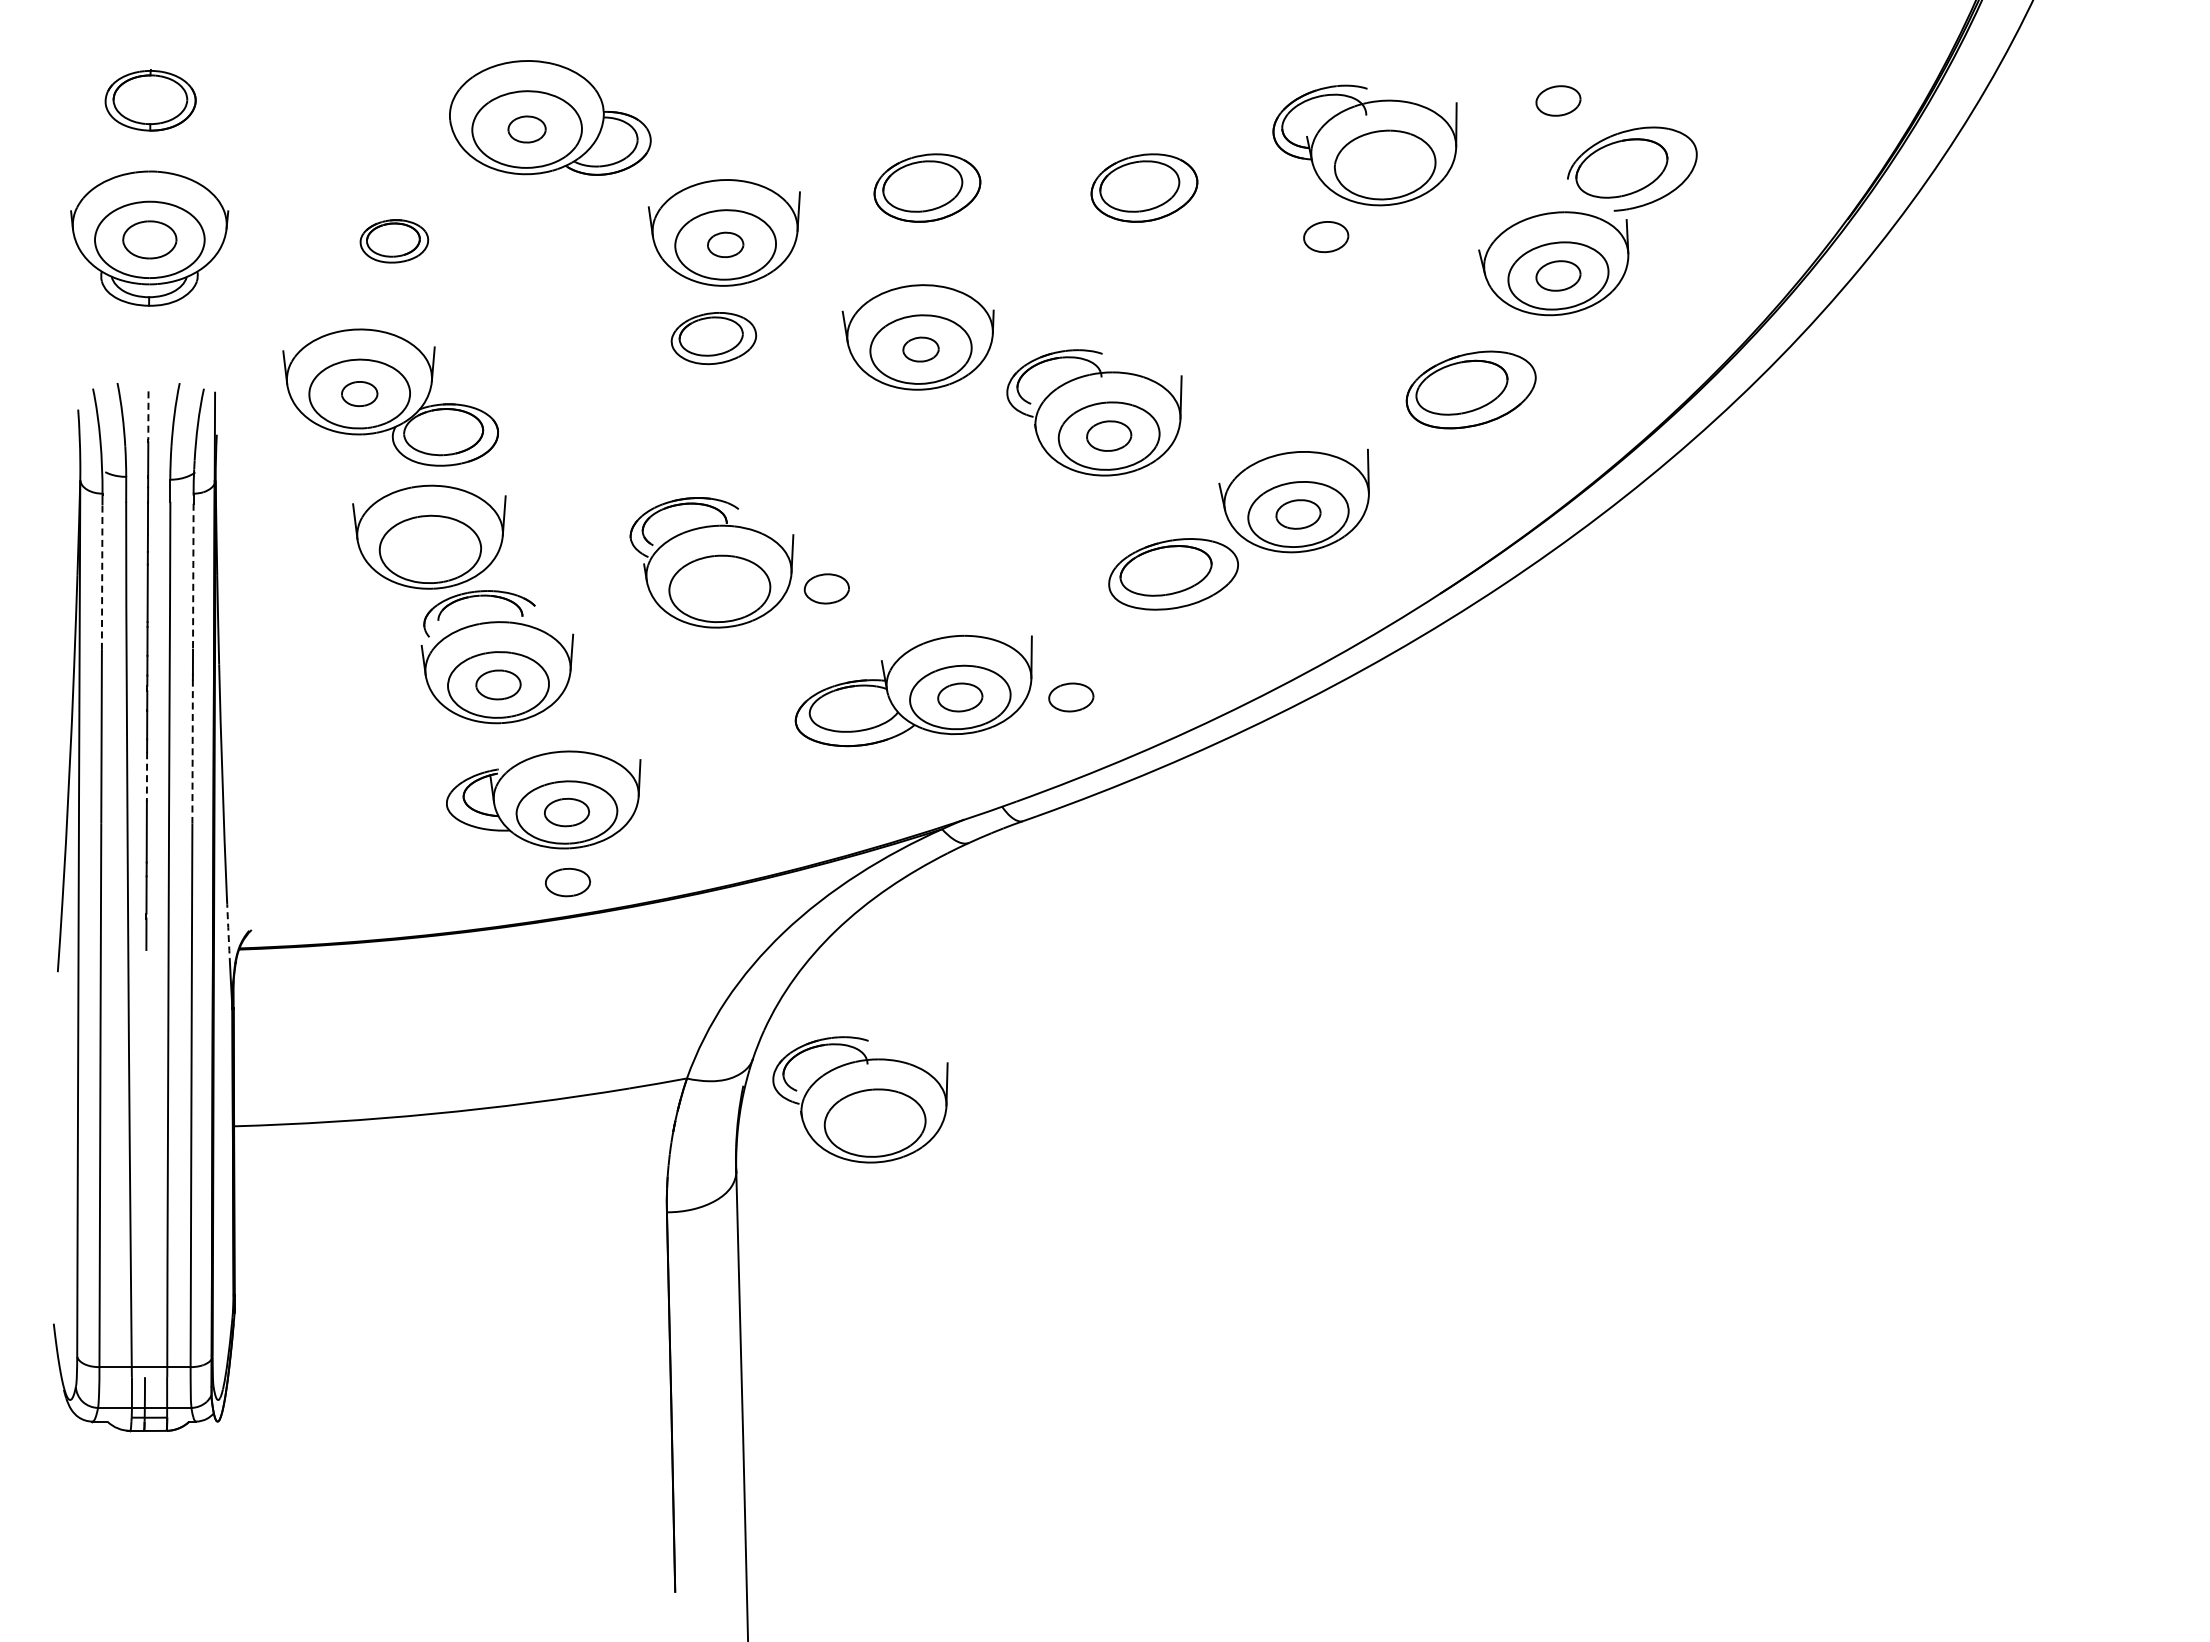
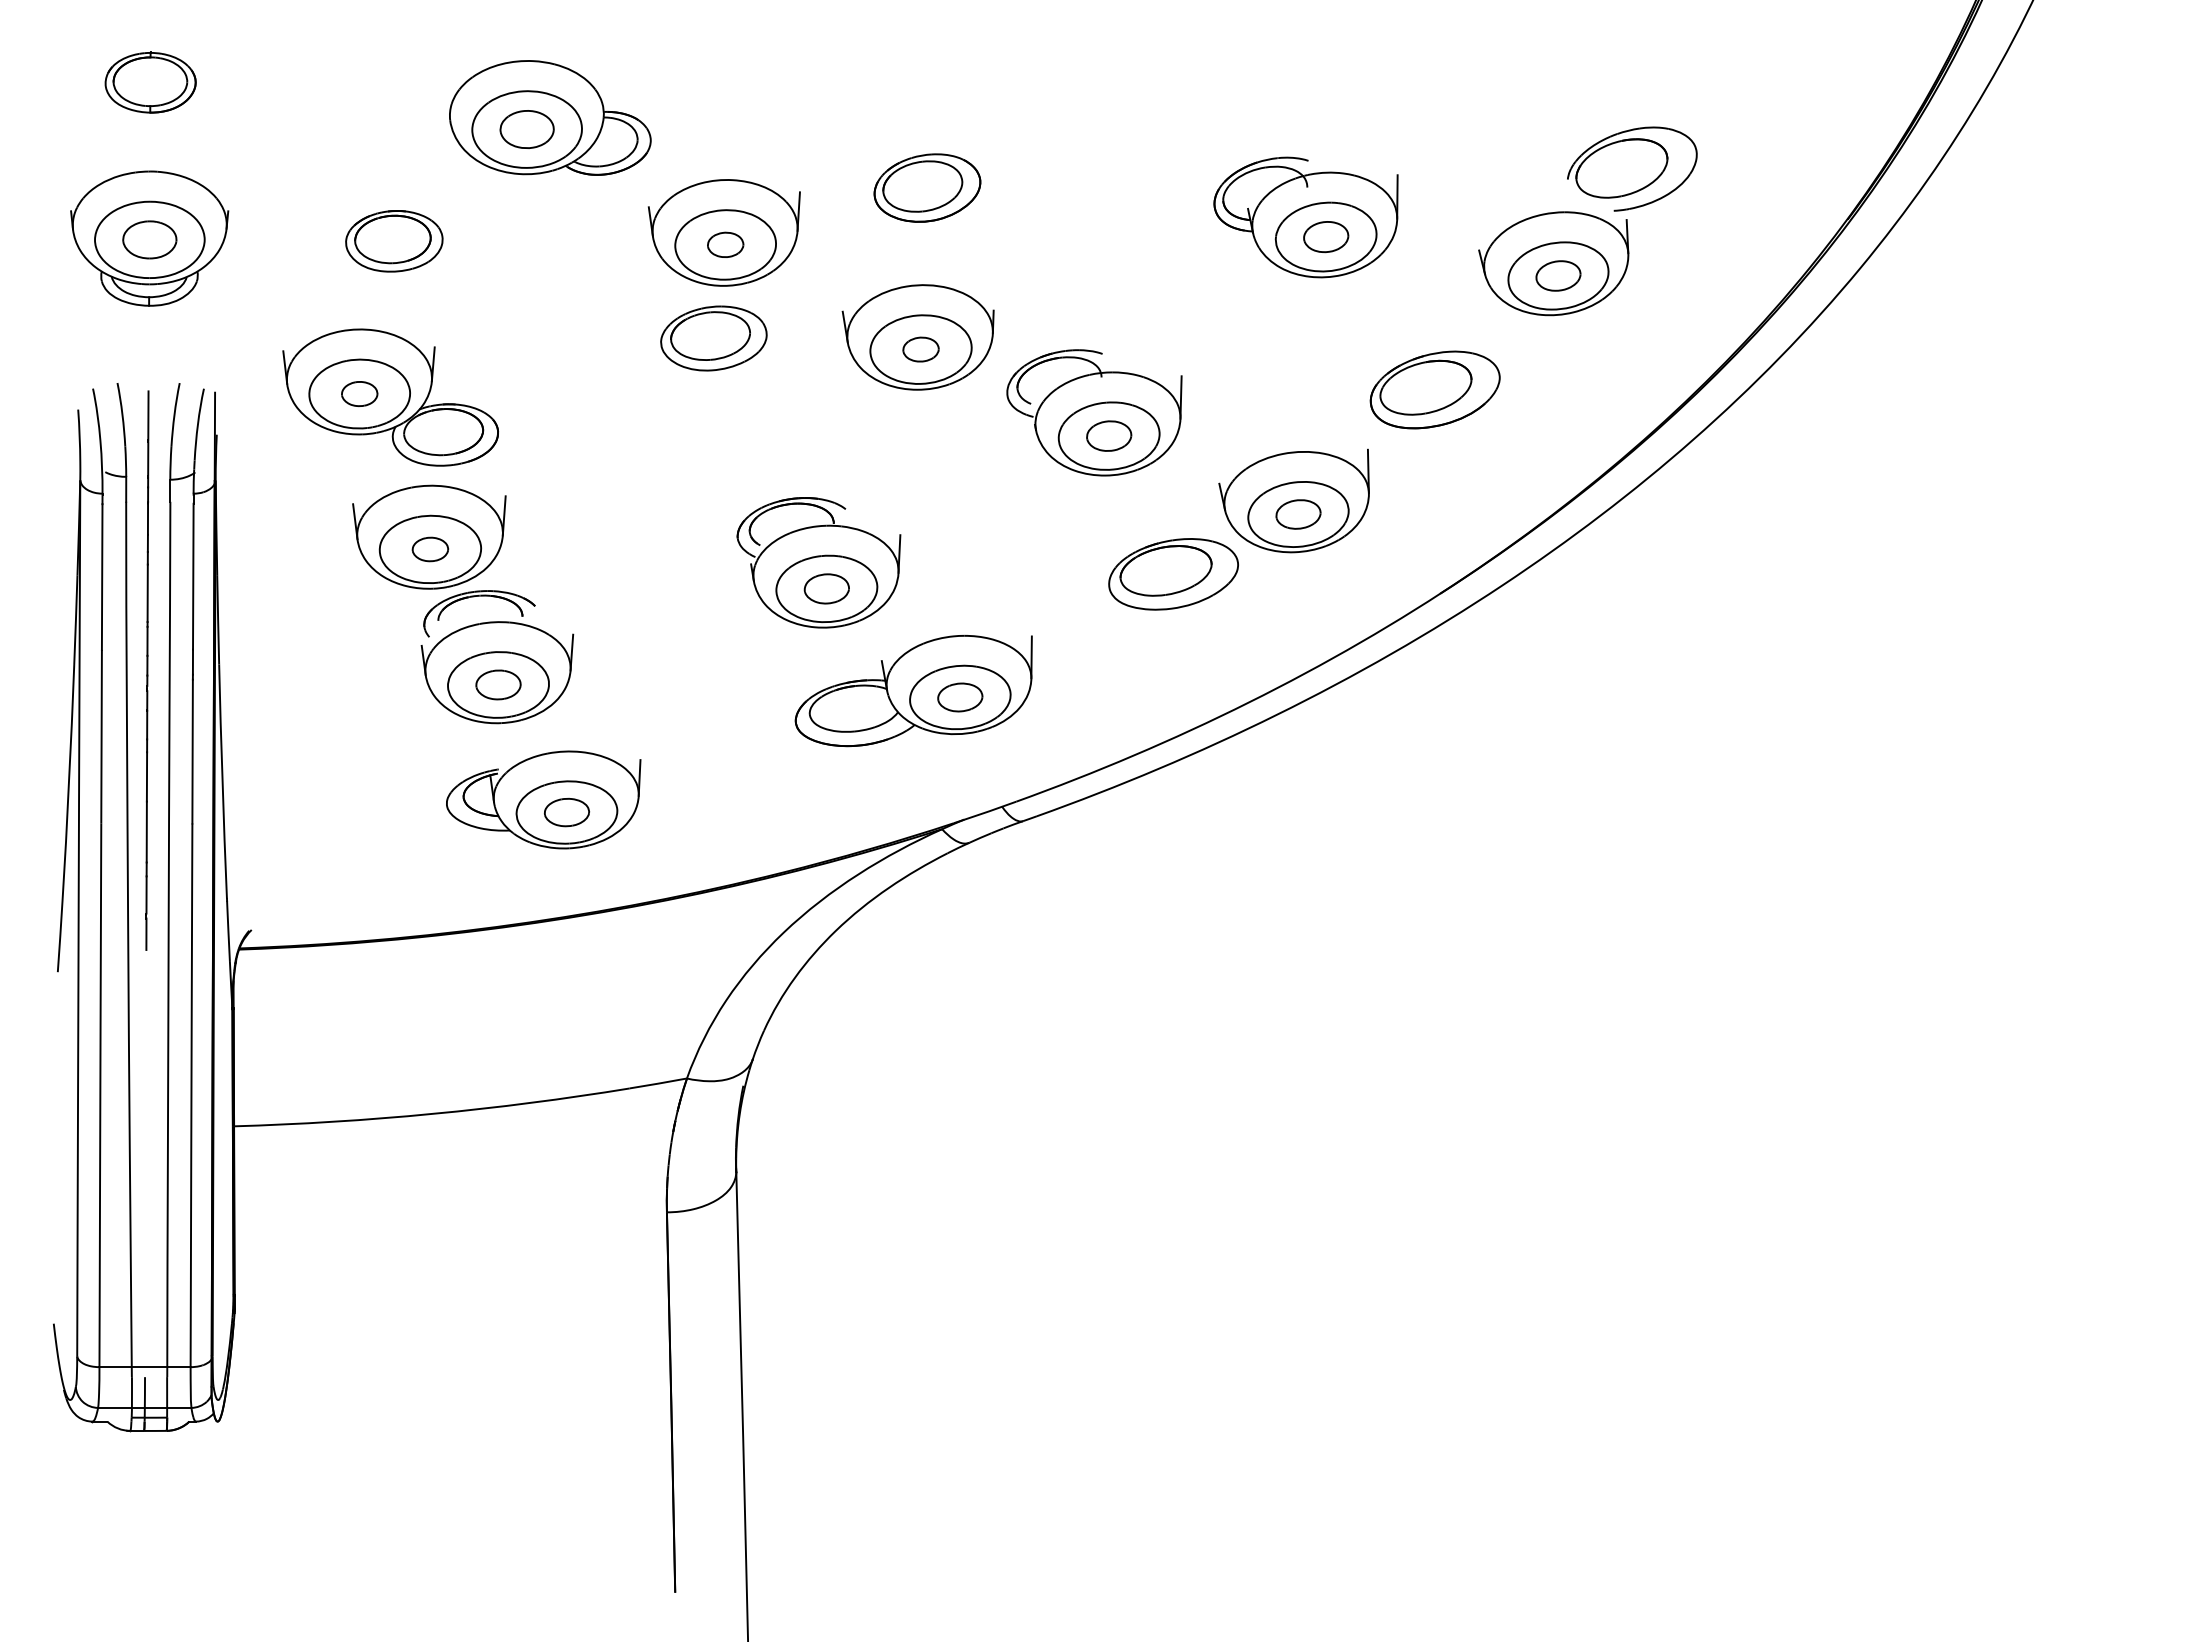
part position: (150, 100) -> (150, 82) (150, 82)
part: present -> none (1558, 100)
part size: 40x29 px -> 56x39 px (526, 129)
part position: (1364, 145) -> (1305, 217) (1305, 217)
part: present -> none (1144, 187)
part size: 71x45 px -> 99x63 px (394, 241)
part size: 88x54 px -> 108x67 px (713, 338)
part position: (1470, 389) -> (1434, 389) (1434, 389)
line: dashed -> solid (148, 416)
part: none -> present (430, 549)
part position: (711, 562) -> (818, 562) (818, 562)
line: dashed -> solid (193, 576)
line: dashed -> solid (102, 577)
part: present -> none (1071, 697)
line: dashed -> solid (192, 751)
line: dashed -> solid (147, 776)
part: present -> none (568, 882)
arc: dashed -> solid (228, 931)
part: present -> none (860, 1099)
